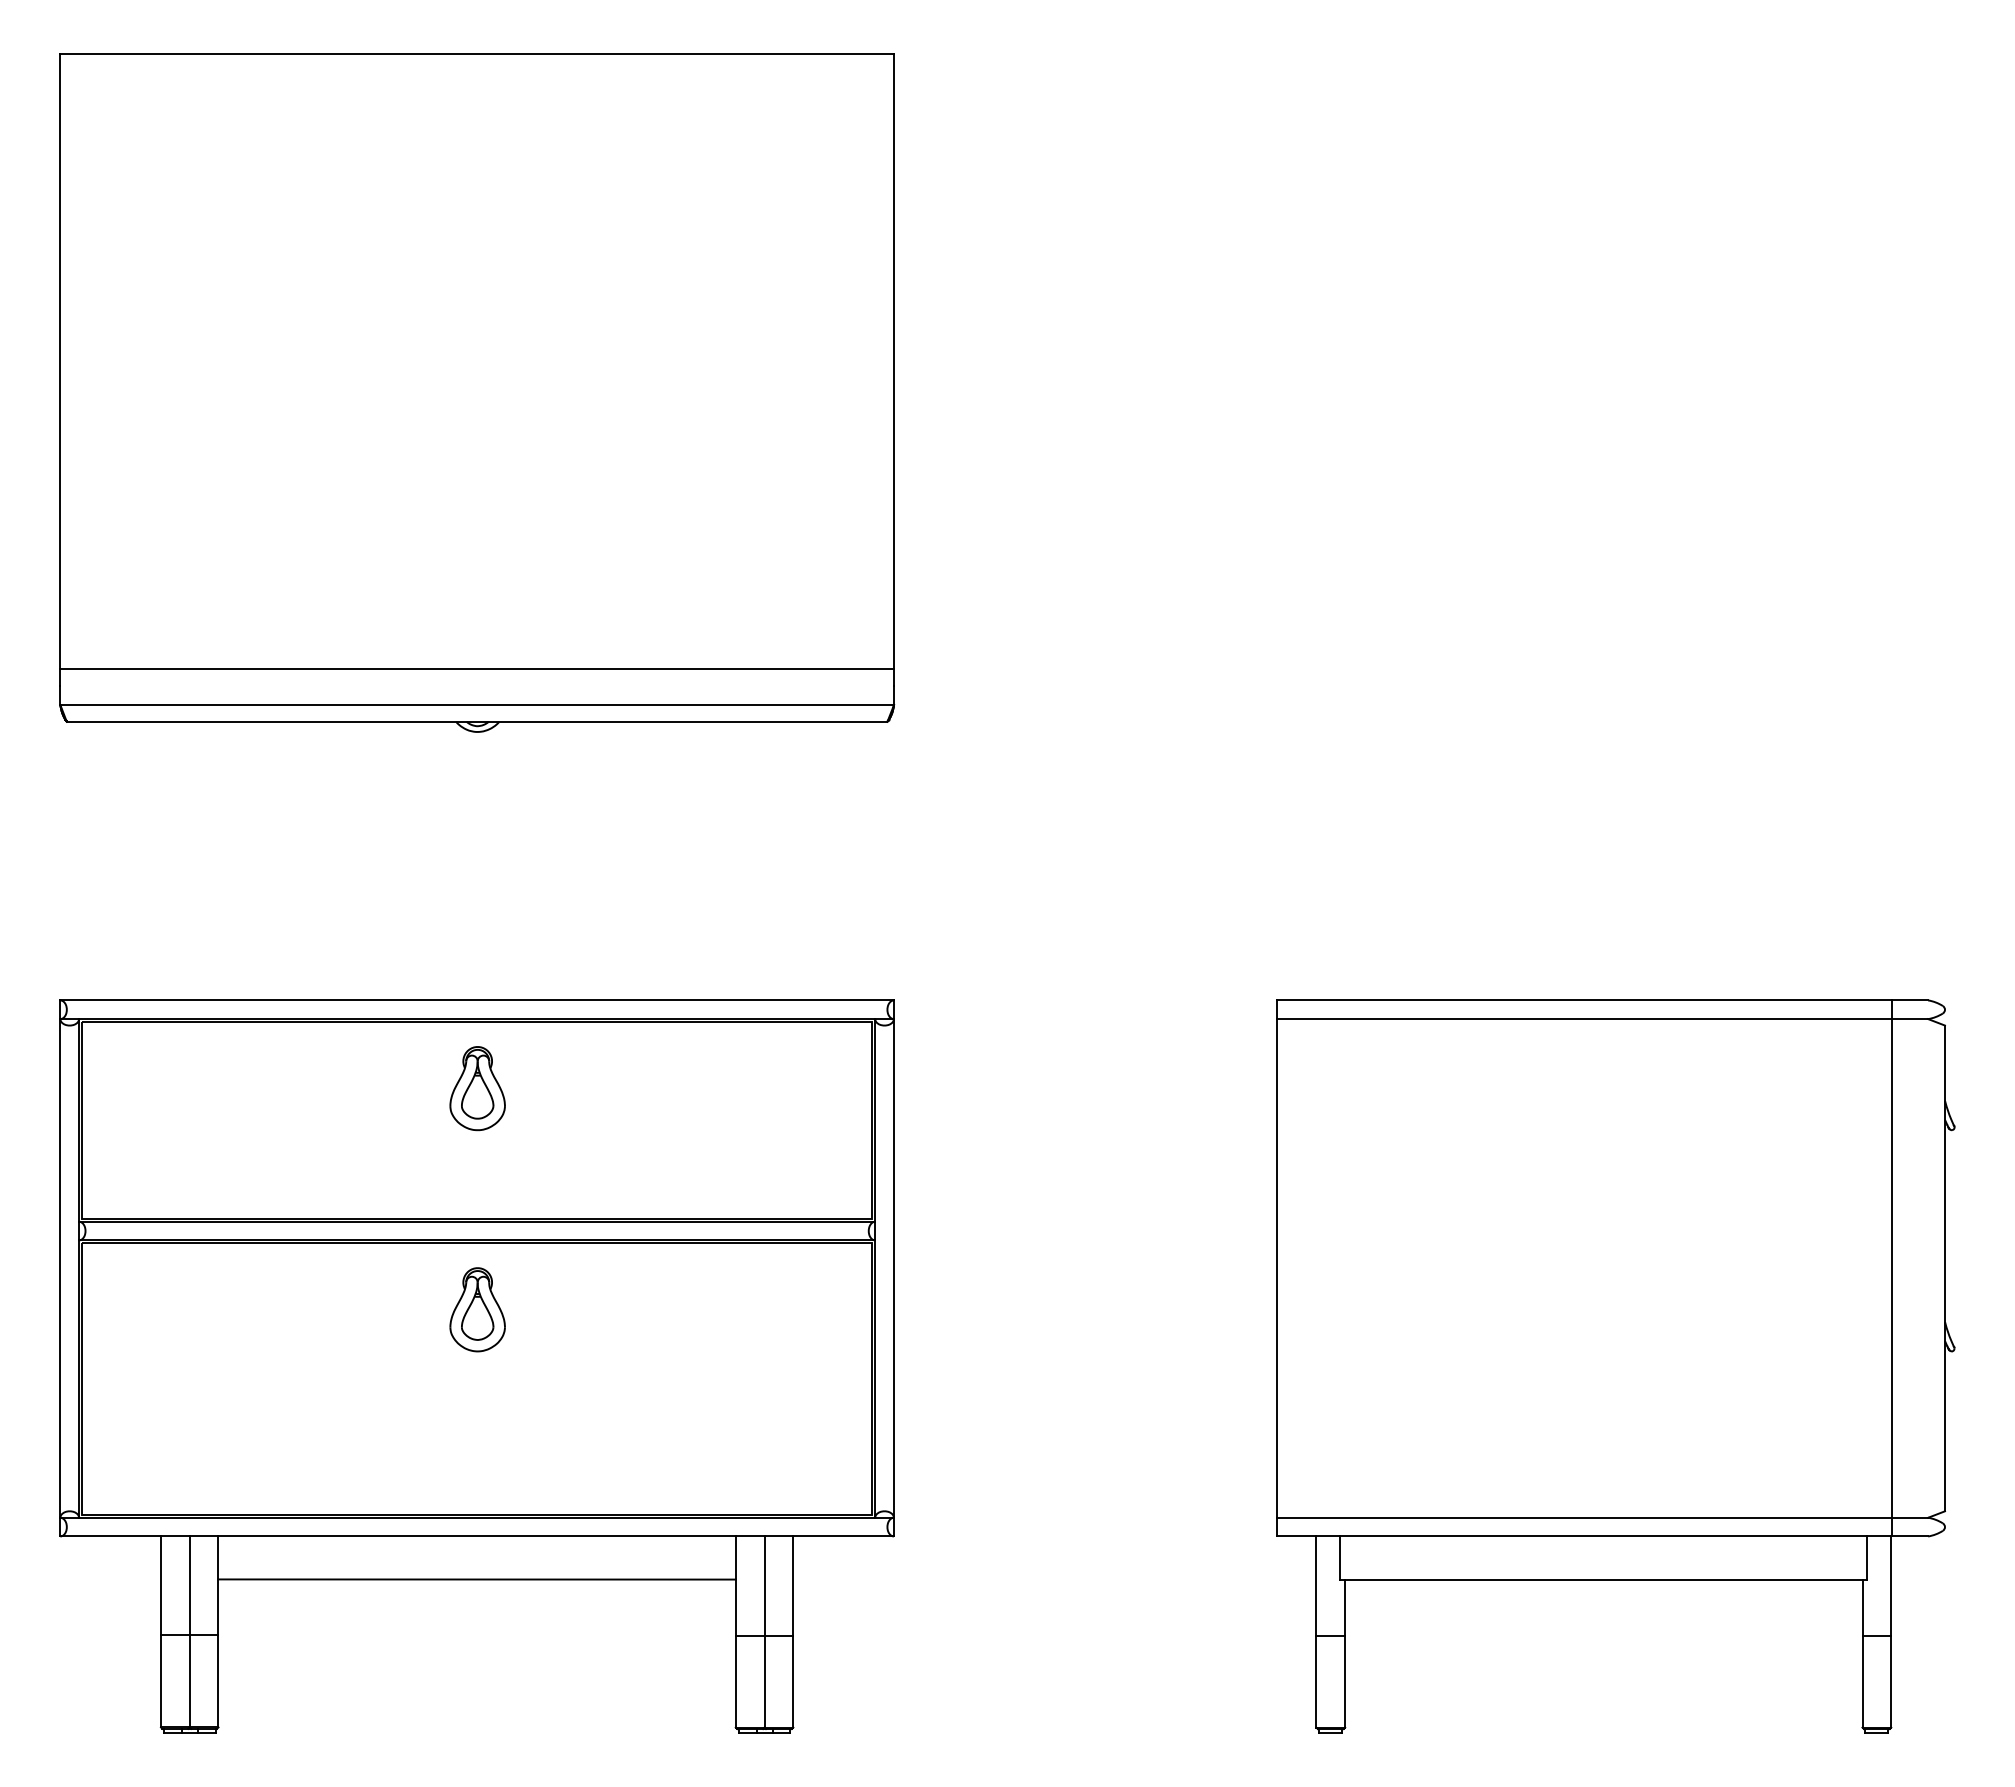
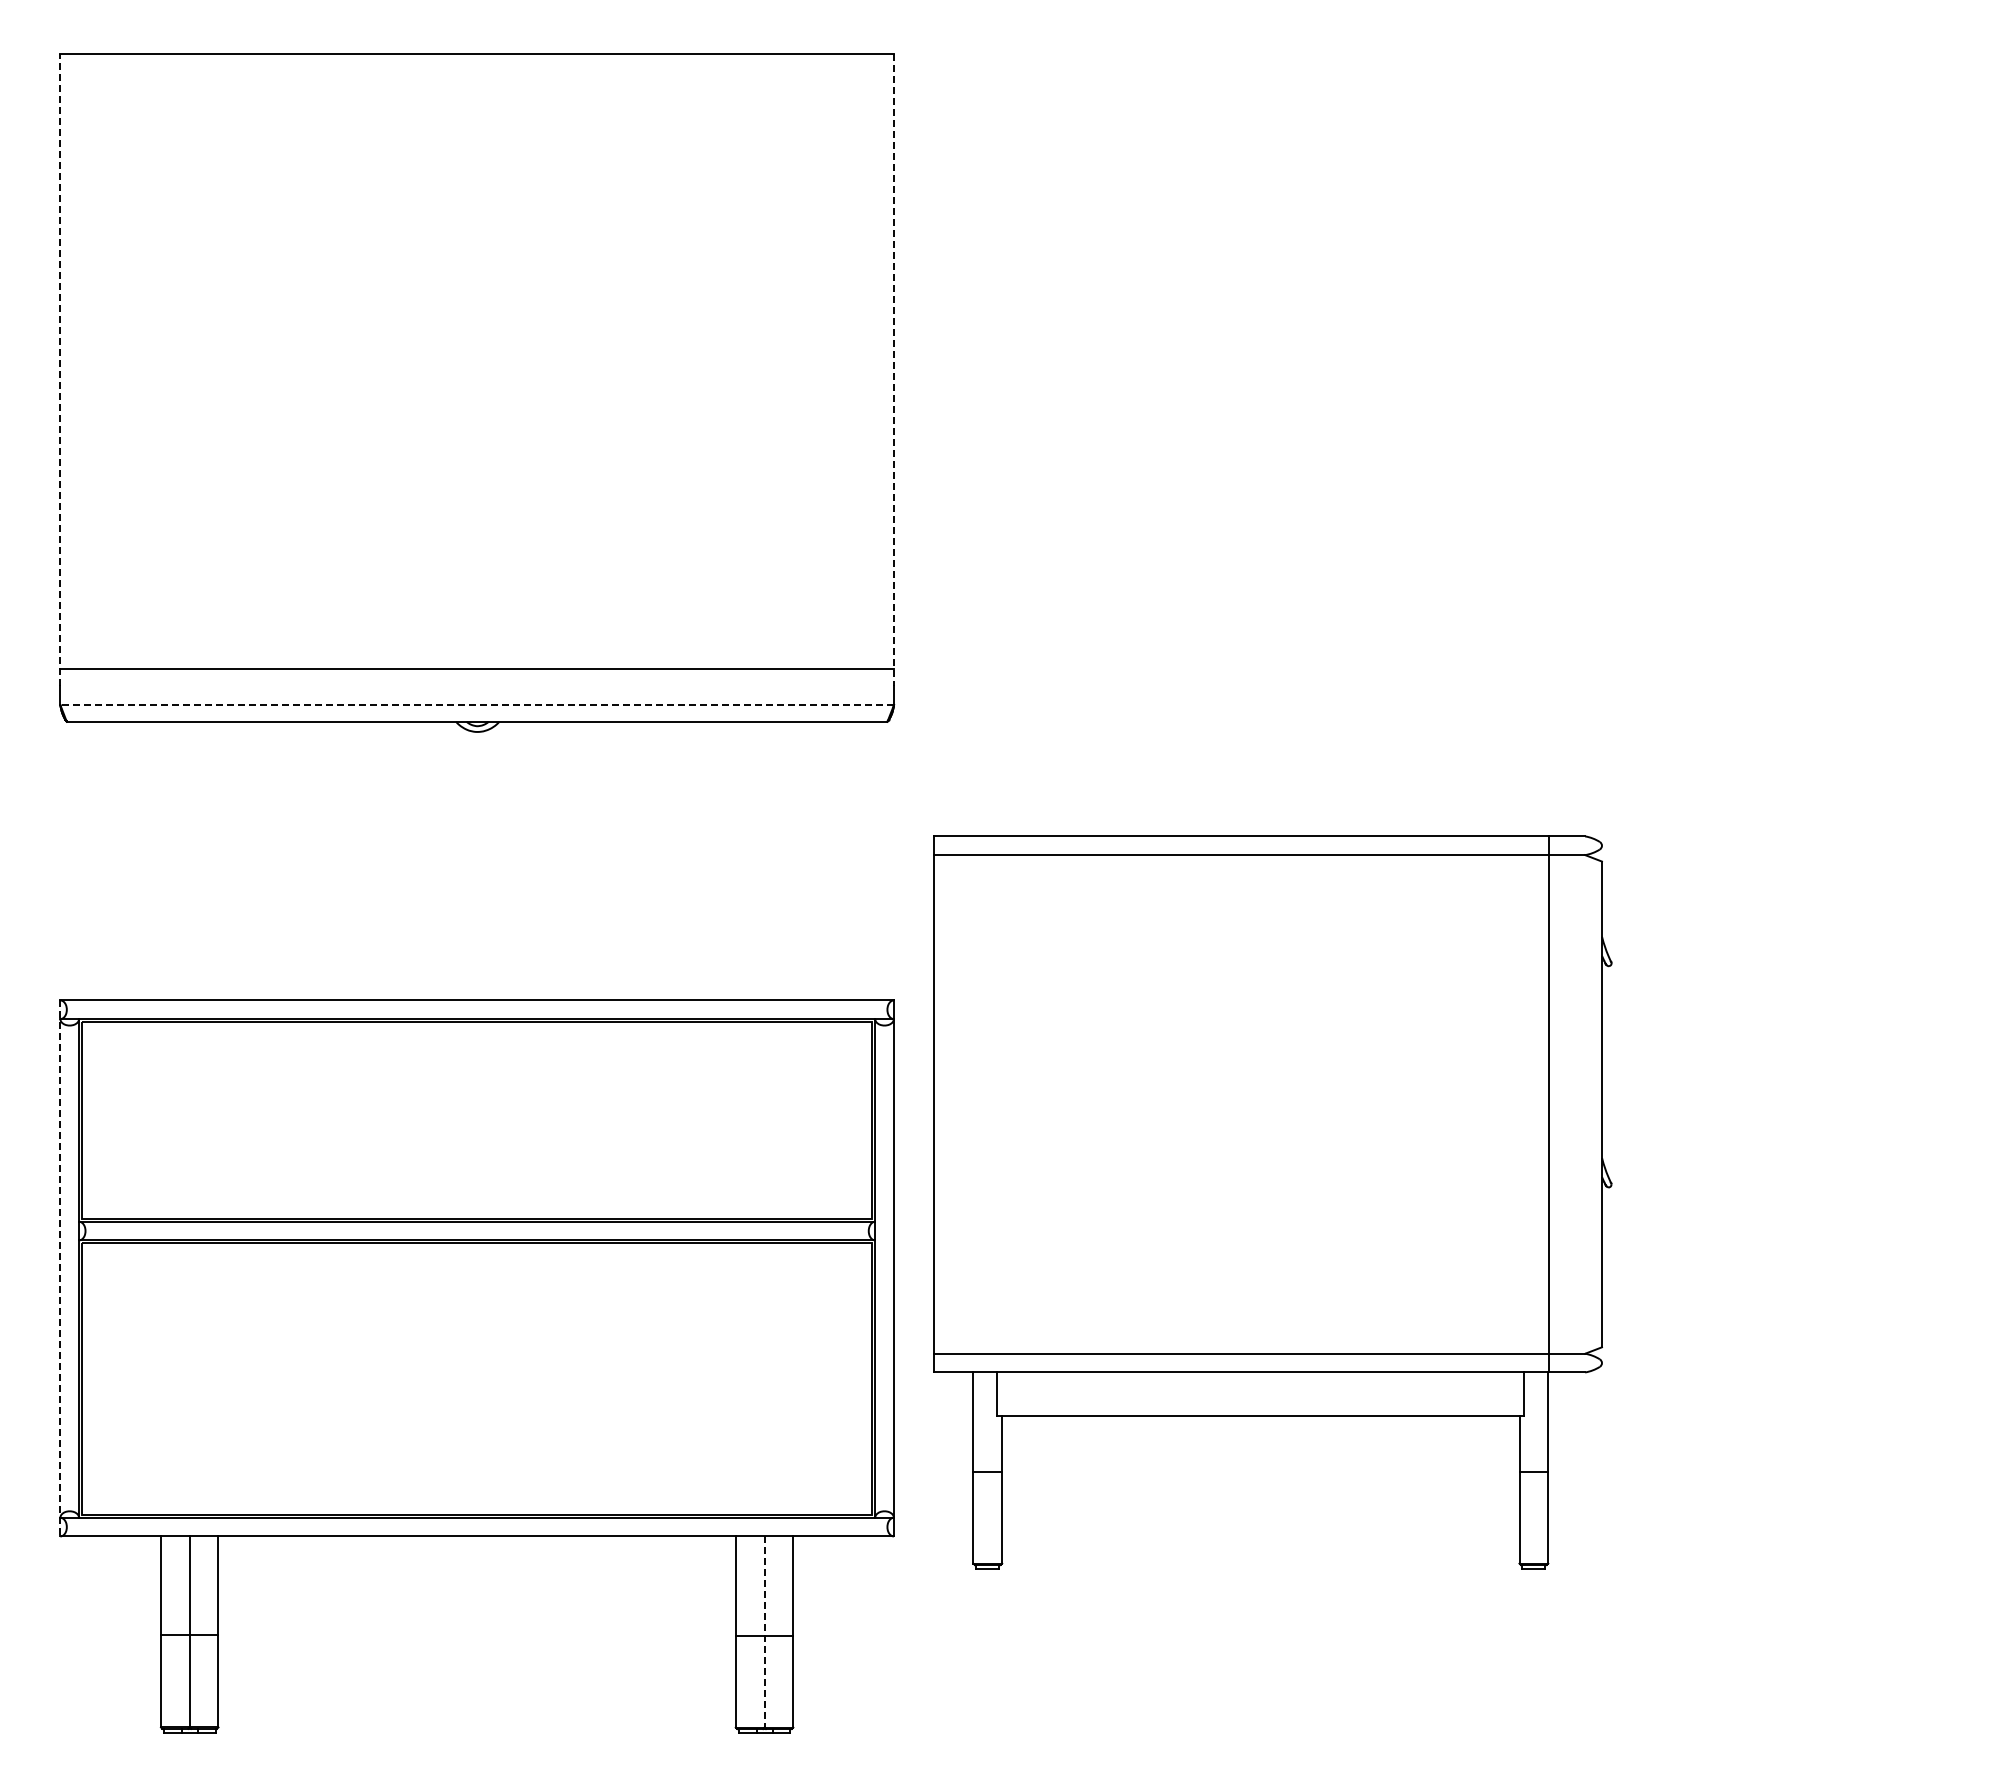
line: solid -> dashed (60, 369)
line: solid -> dashed (893, 370)
line: solid -> dashed (477, 705)
part: present -> none (477, 1088)
line: solid -> dashed (60, 1268)
part: present -> none (477, 1309)
part position: (1615, 1366) -> (1272, 1202) (1272, 1202)
line: present -> none (476, 1579)
line: solid -> dashed (764, 1632)
